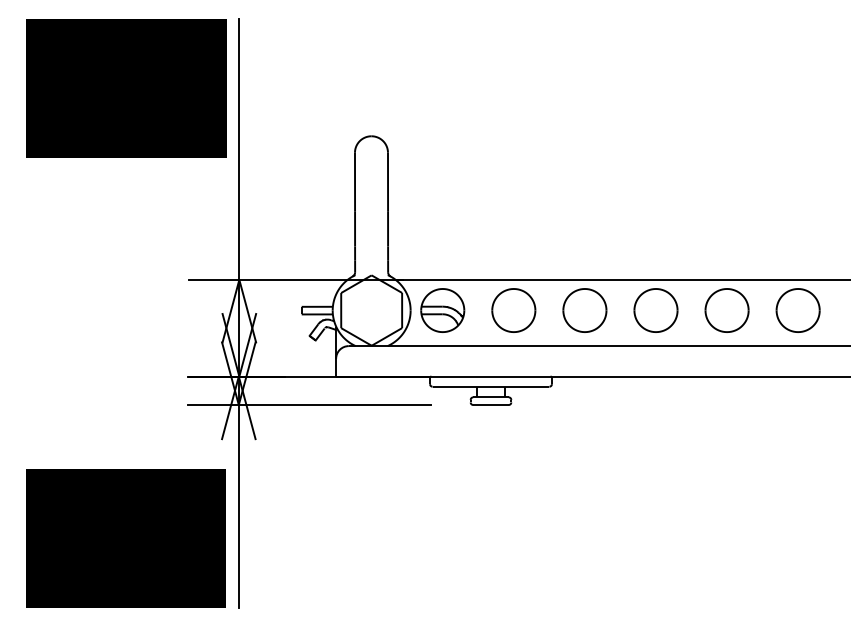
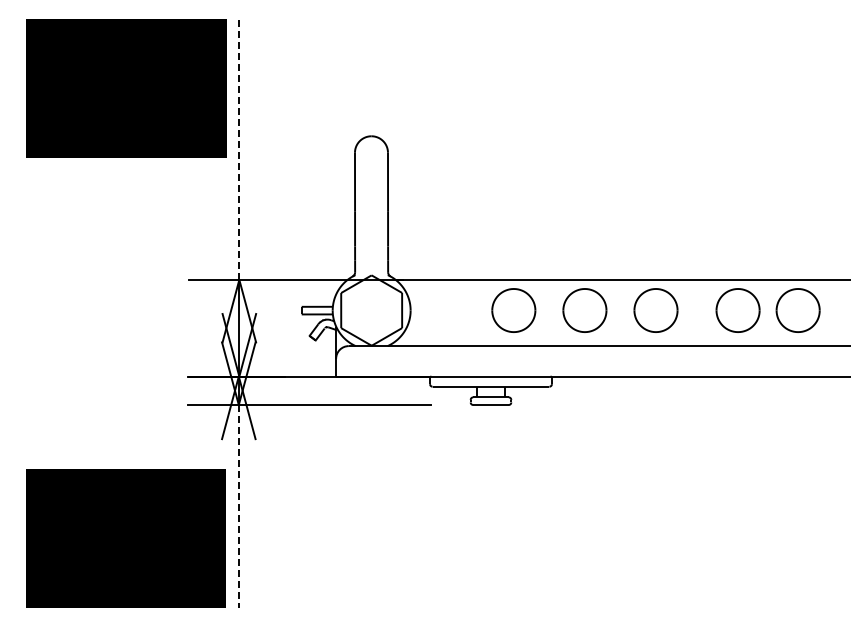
line: solid -> dashed (239, 149)
part: present -> none (442, 310)
part position: (726, 310) -> (737, 310) (737, 310)
line: solid -> dashed (238, 506)
